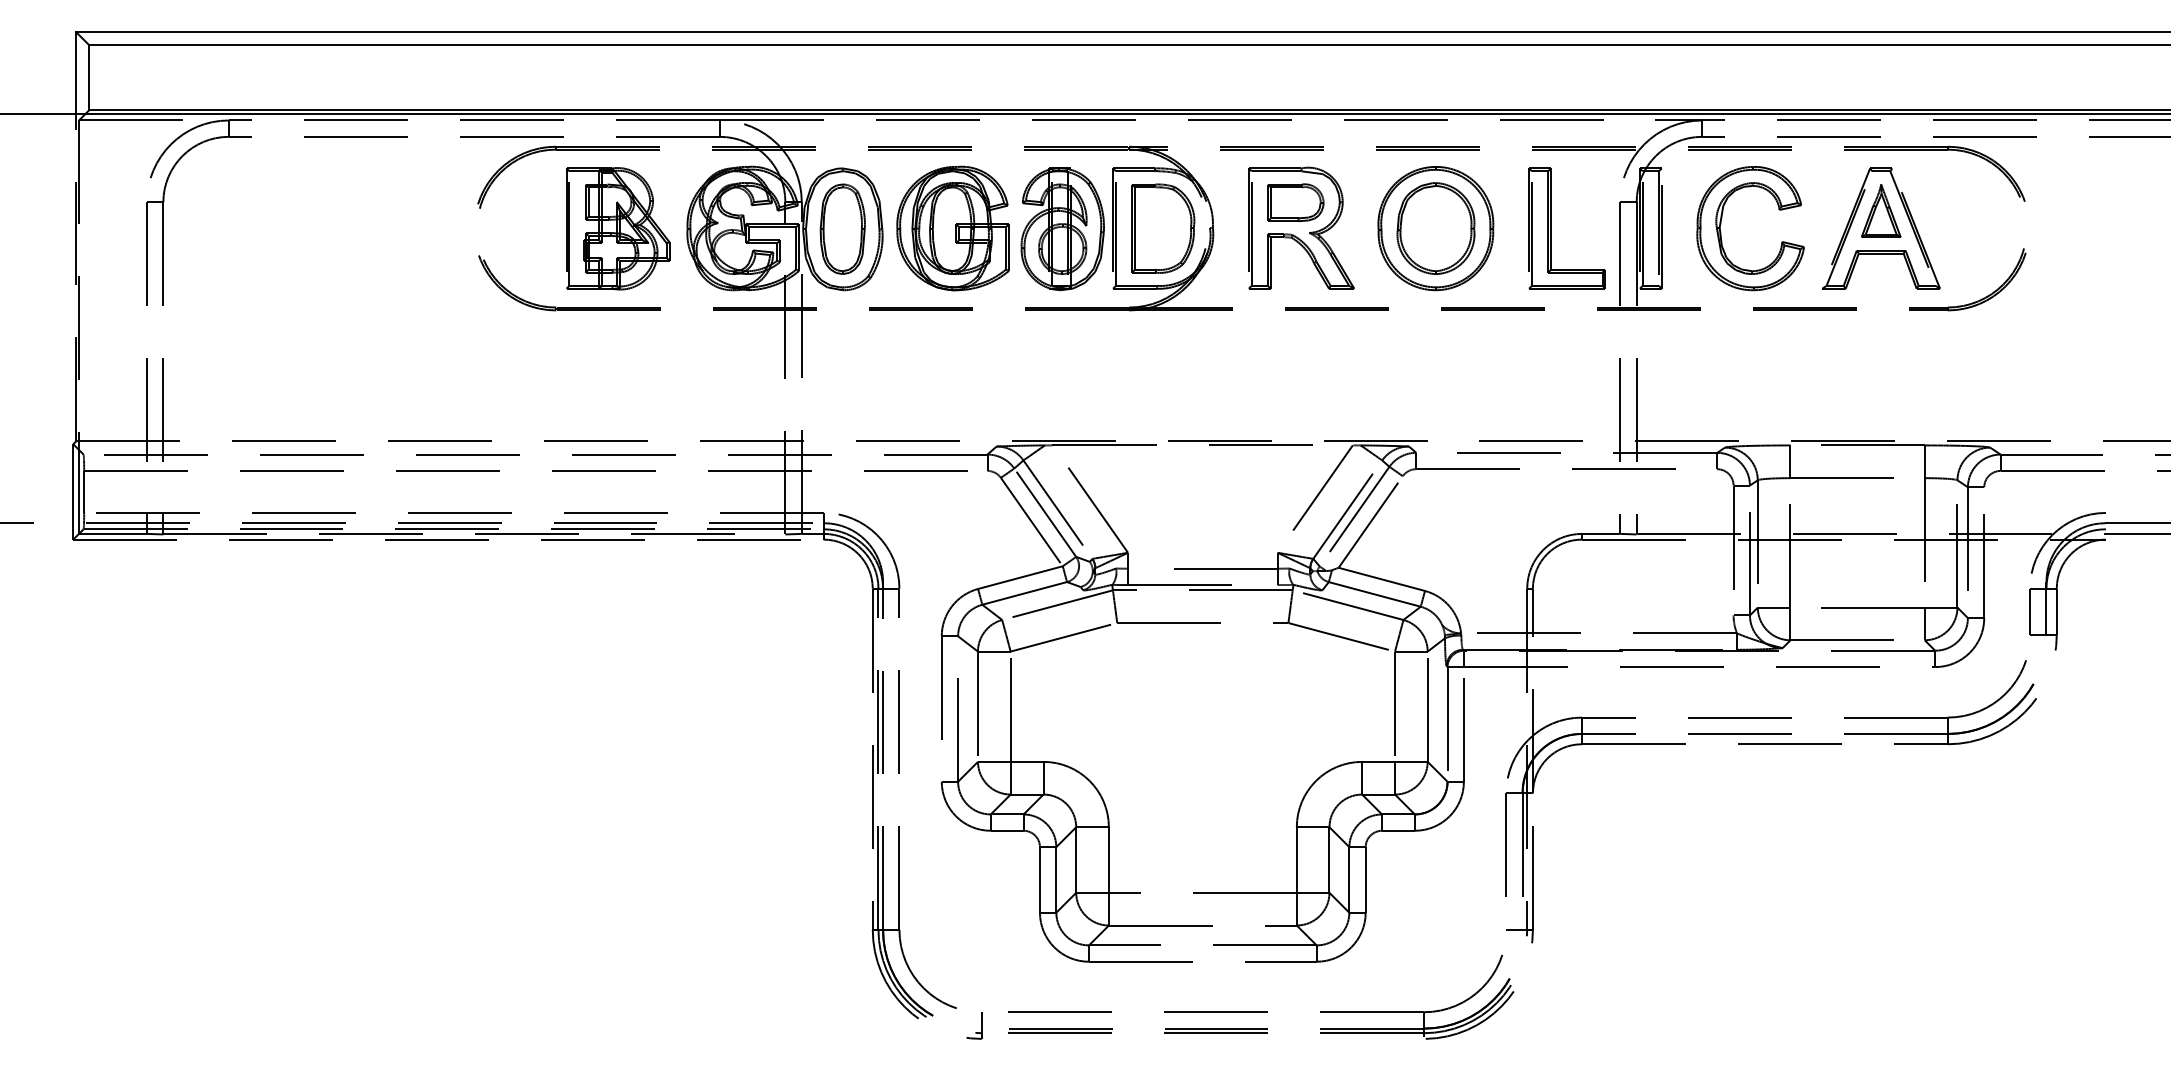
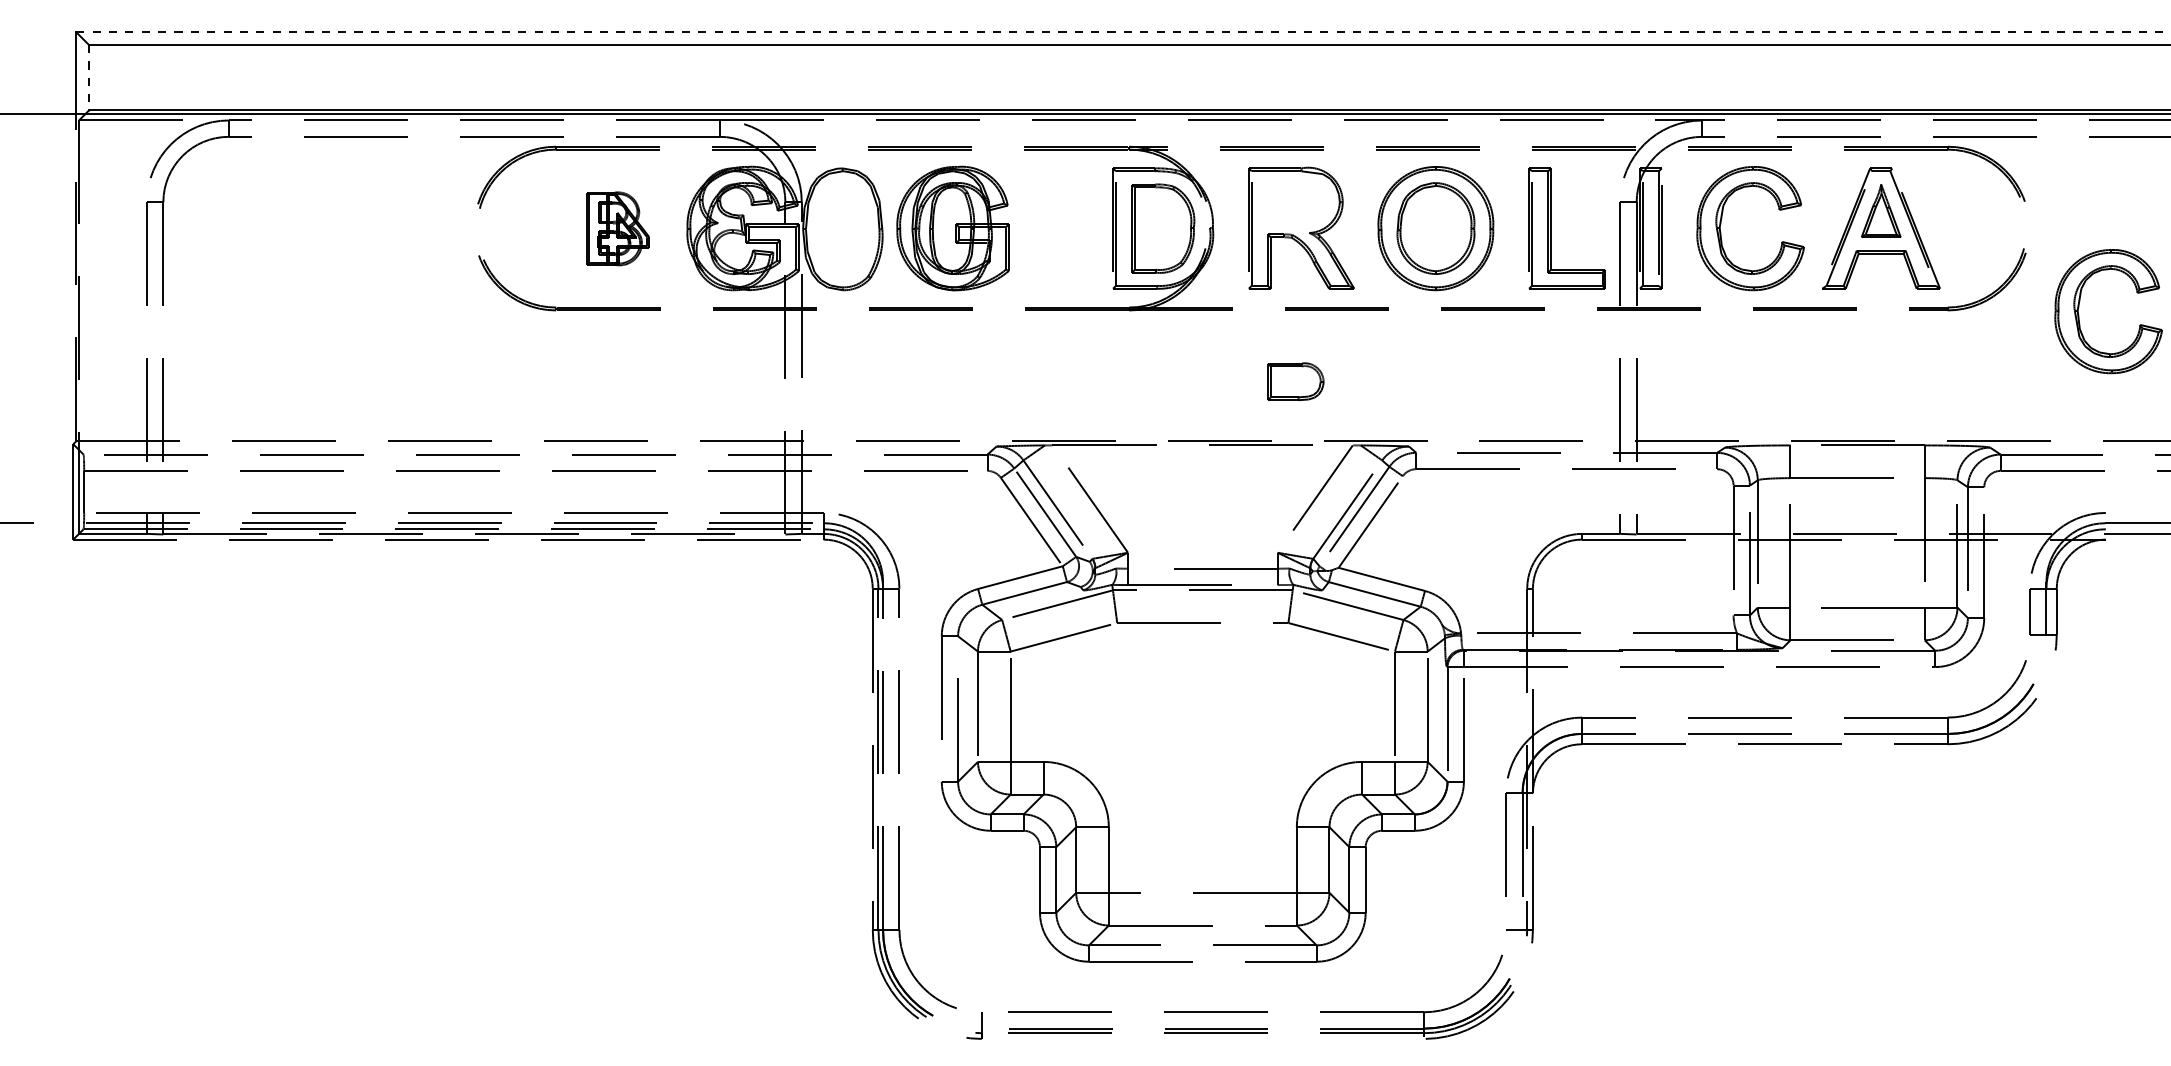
line: solid -> dashed (1123, 32)
line: solid -> dashed (89, 77)
part position: (1295, 202) -> (1295, 381) (1295, 381)
part size: 105x124 px -> 64x76 px (617, 228)
part: present -> none (842, 228)
part: present -> none (1062, 229)
part: none -> present (2079, 307)
